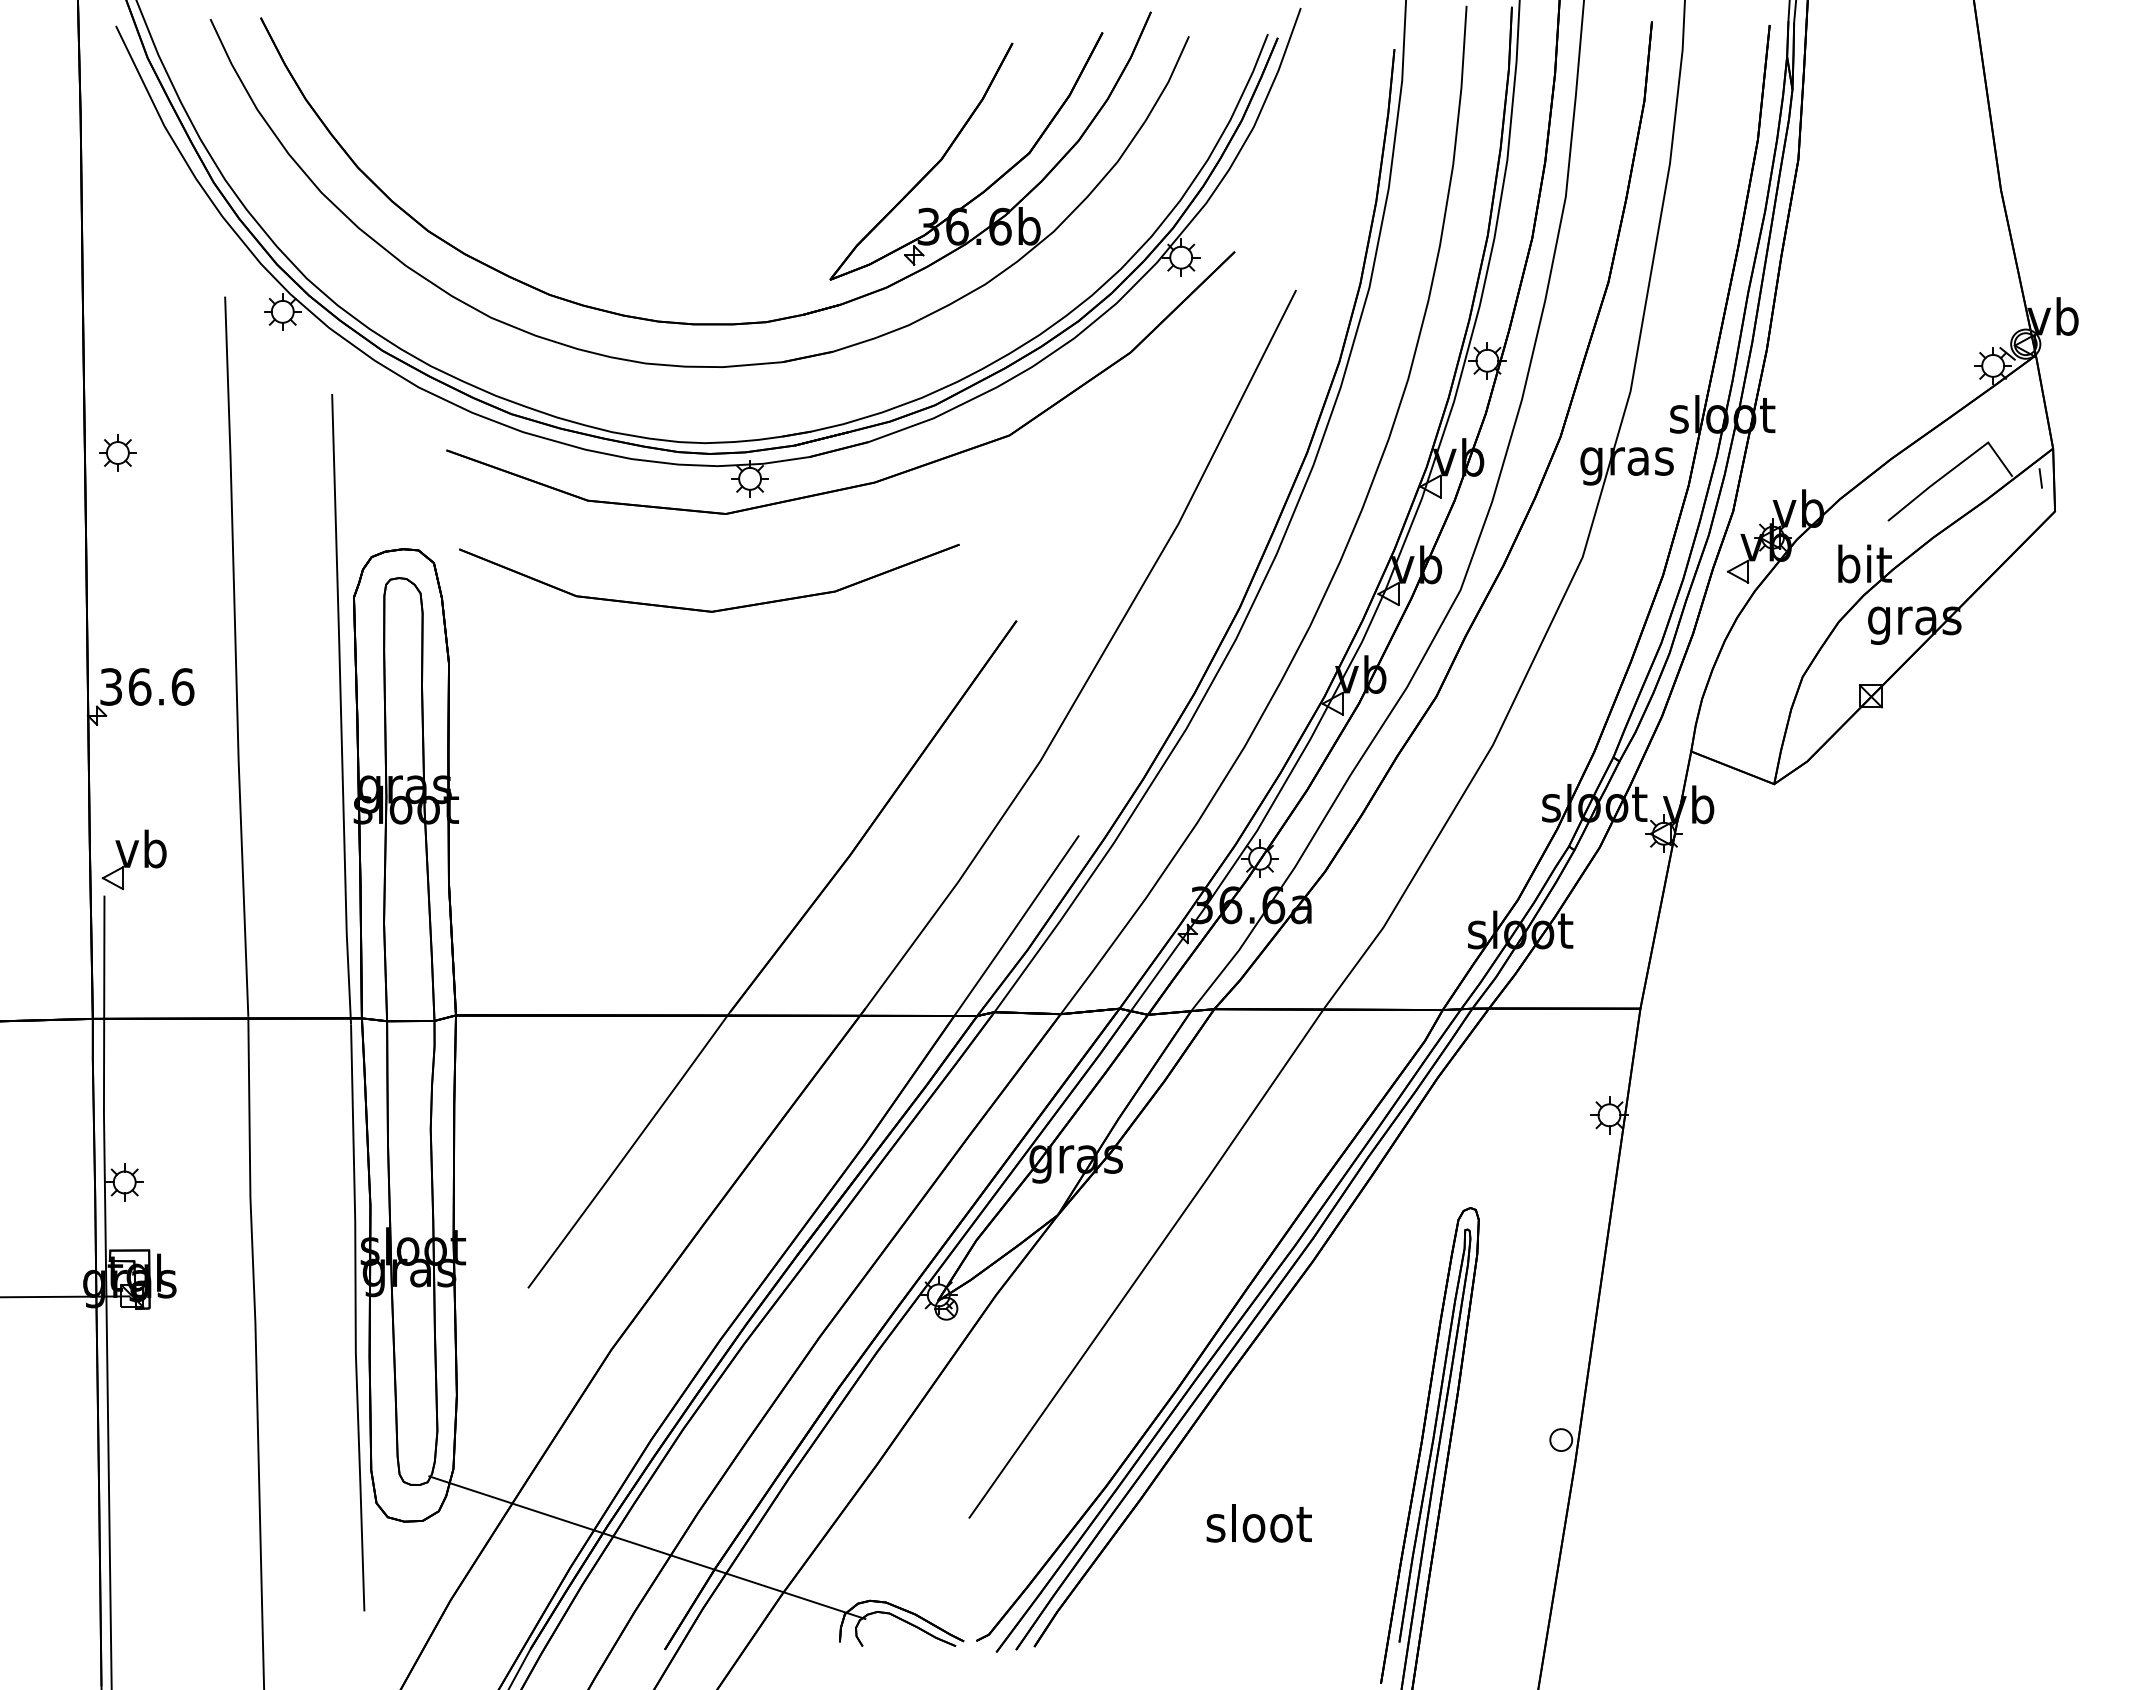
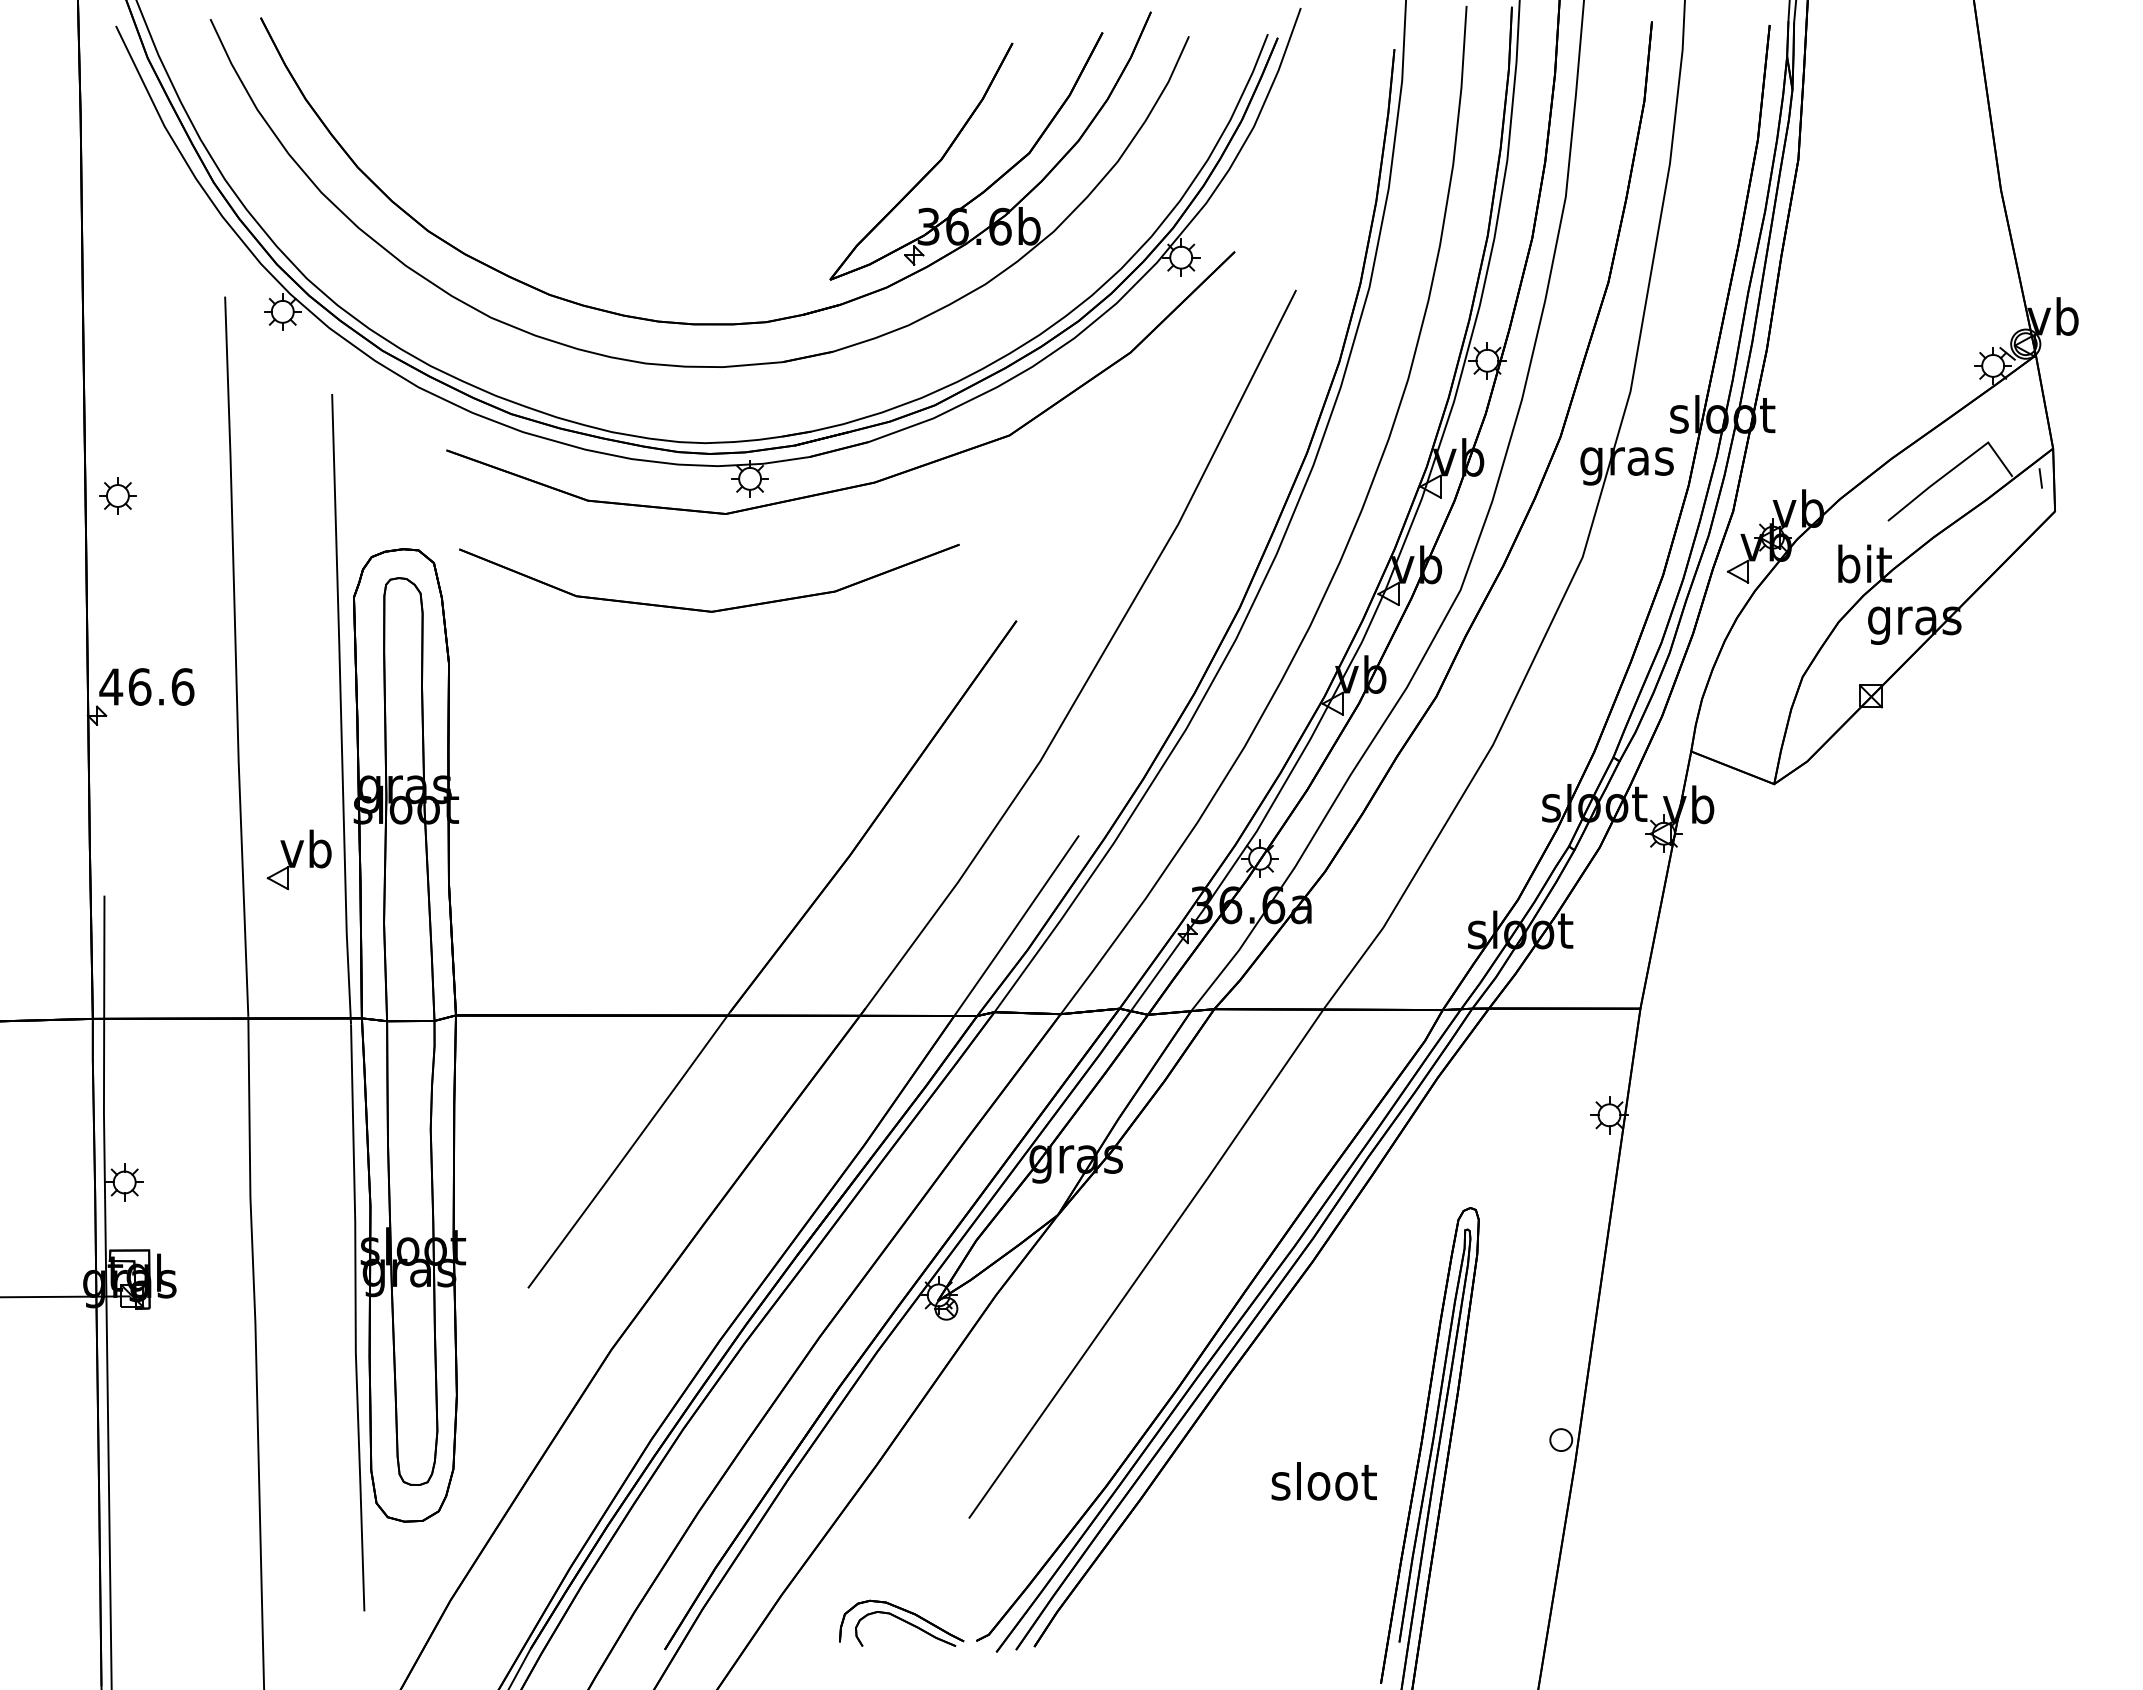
part position: (117, 452) -> (117, 495) (117, 495)
text: 36.6 -> 46.6 (111, 686)
part position: (133, 859) -> (298, 859) (298, 859)
text position: (1258, 1523) -> (1323, 1481) (1323, 1481)
line: present -> none (647, 1547)
